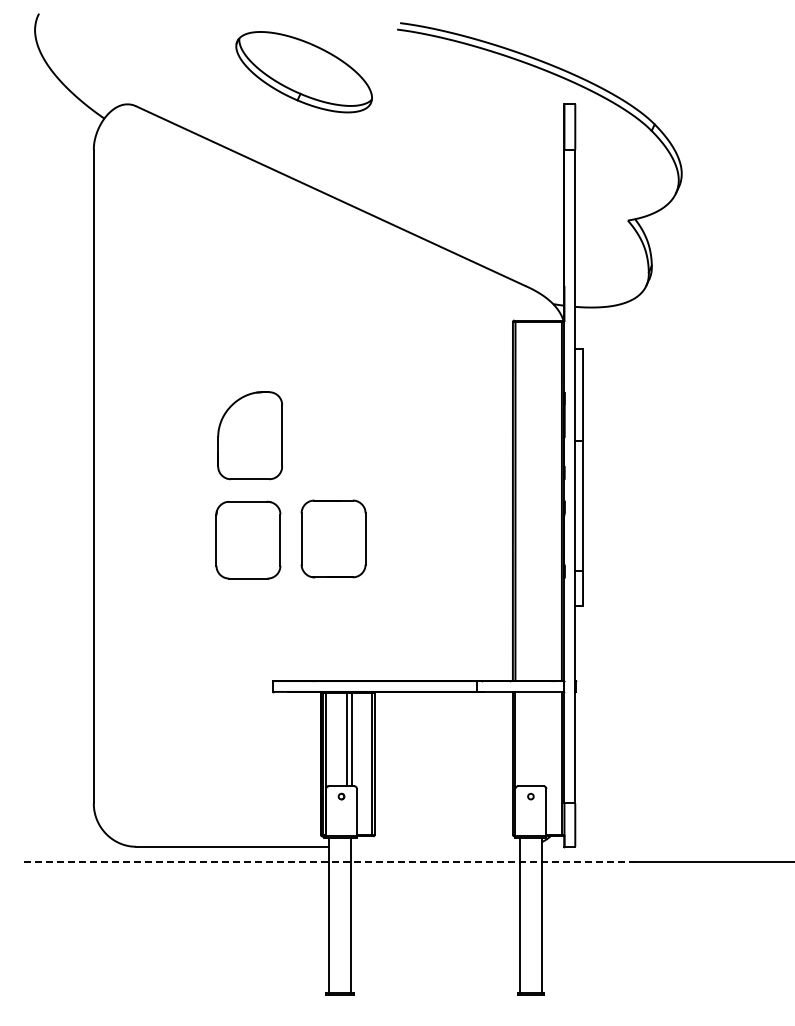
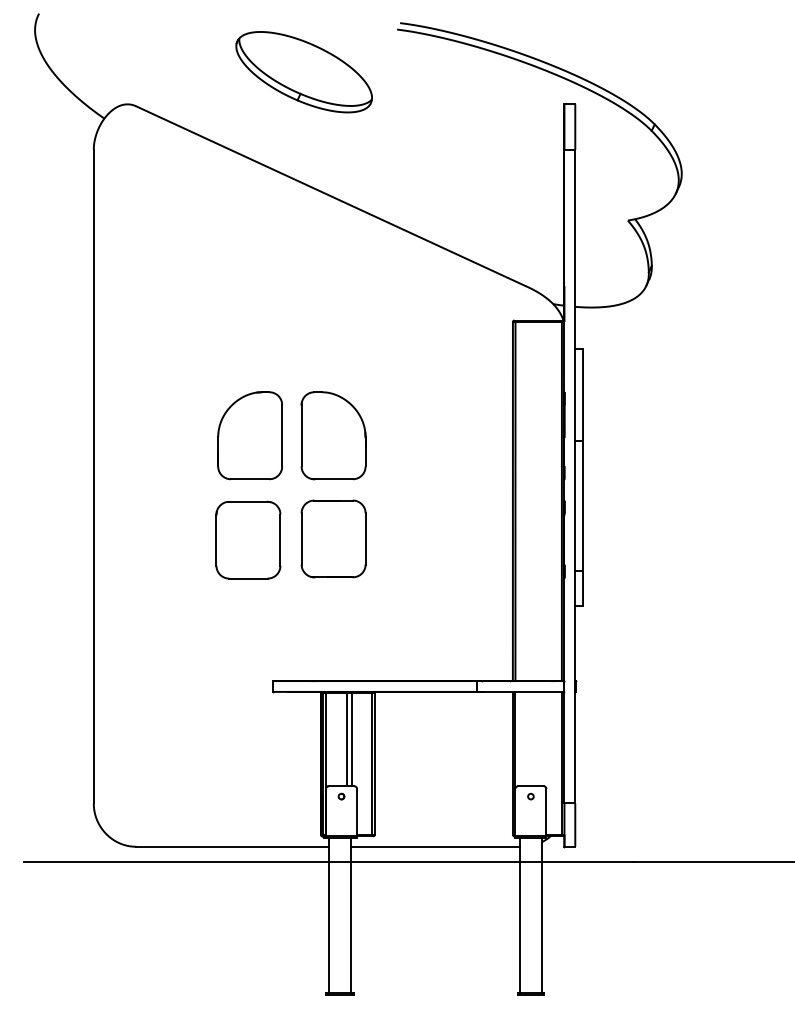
part: none -> present (333, 435)
line: none -> present (435, 846)
line: dashed -> solid (328, 862)
